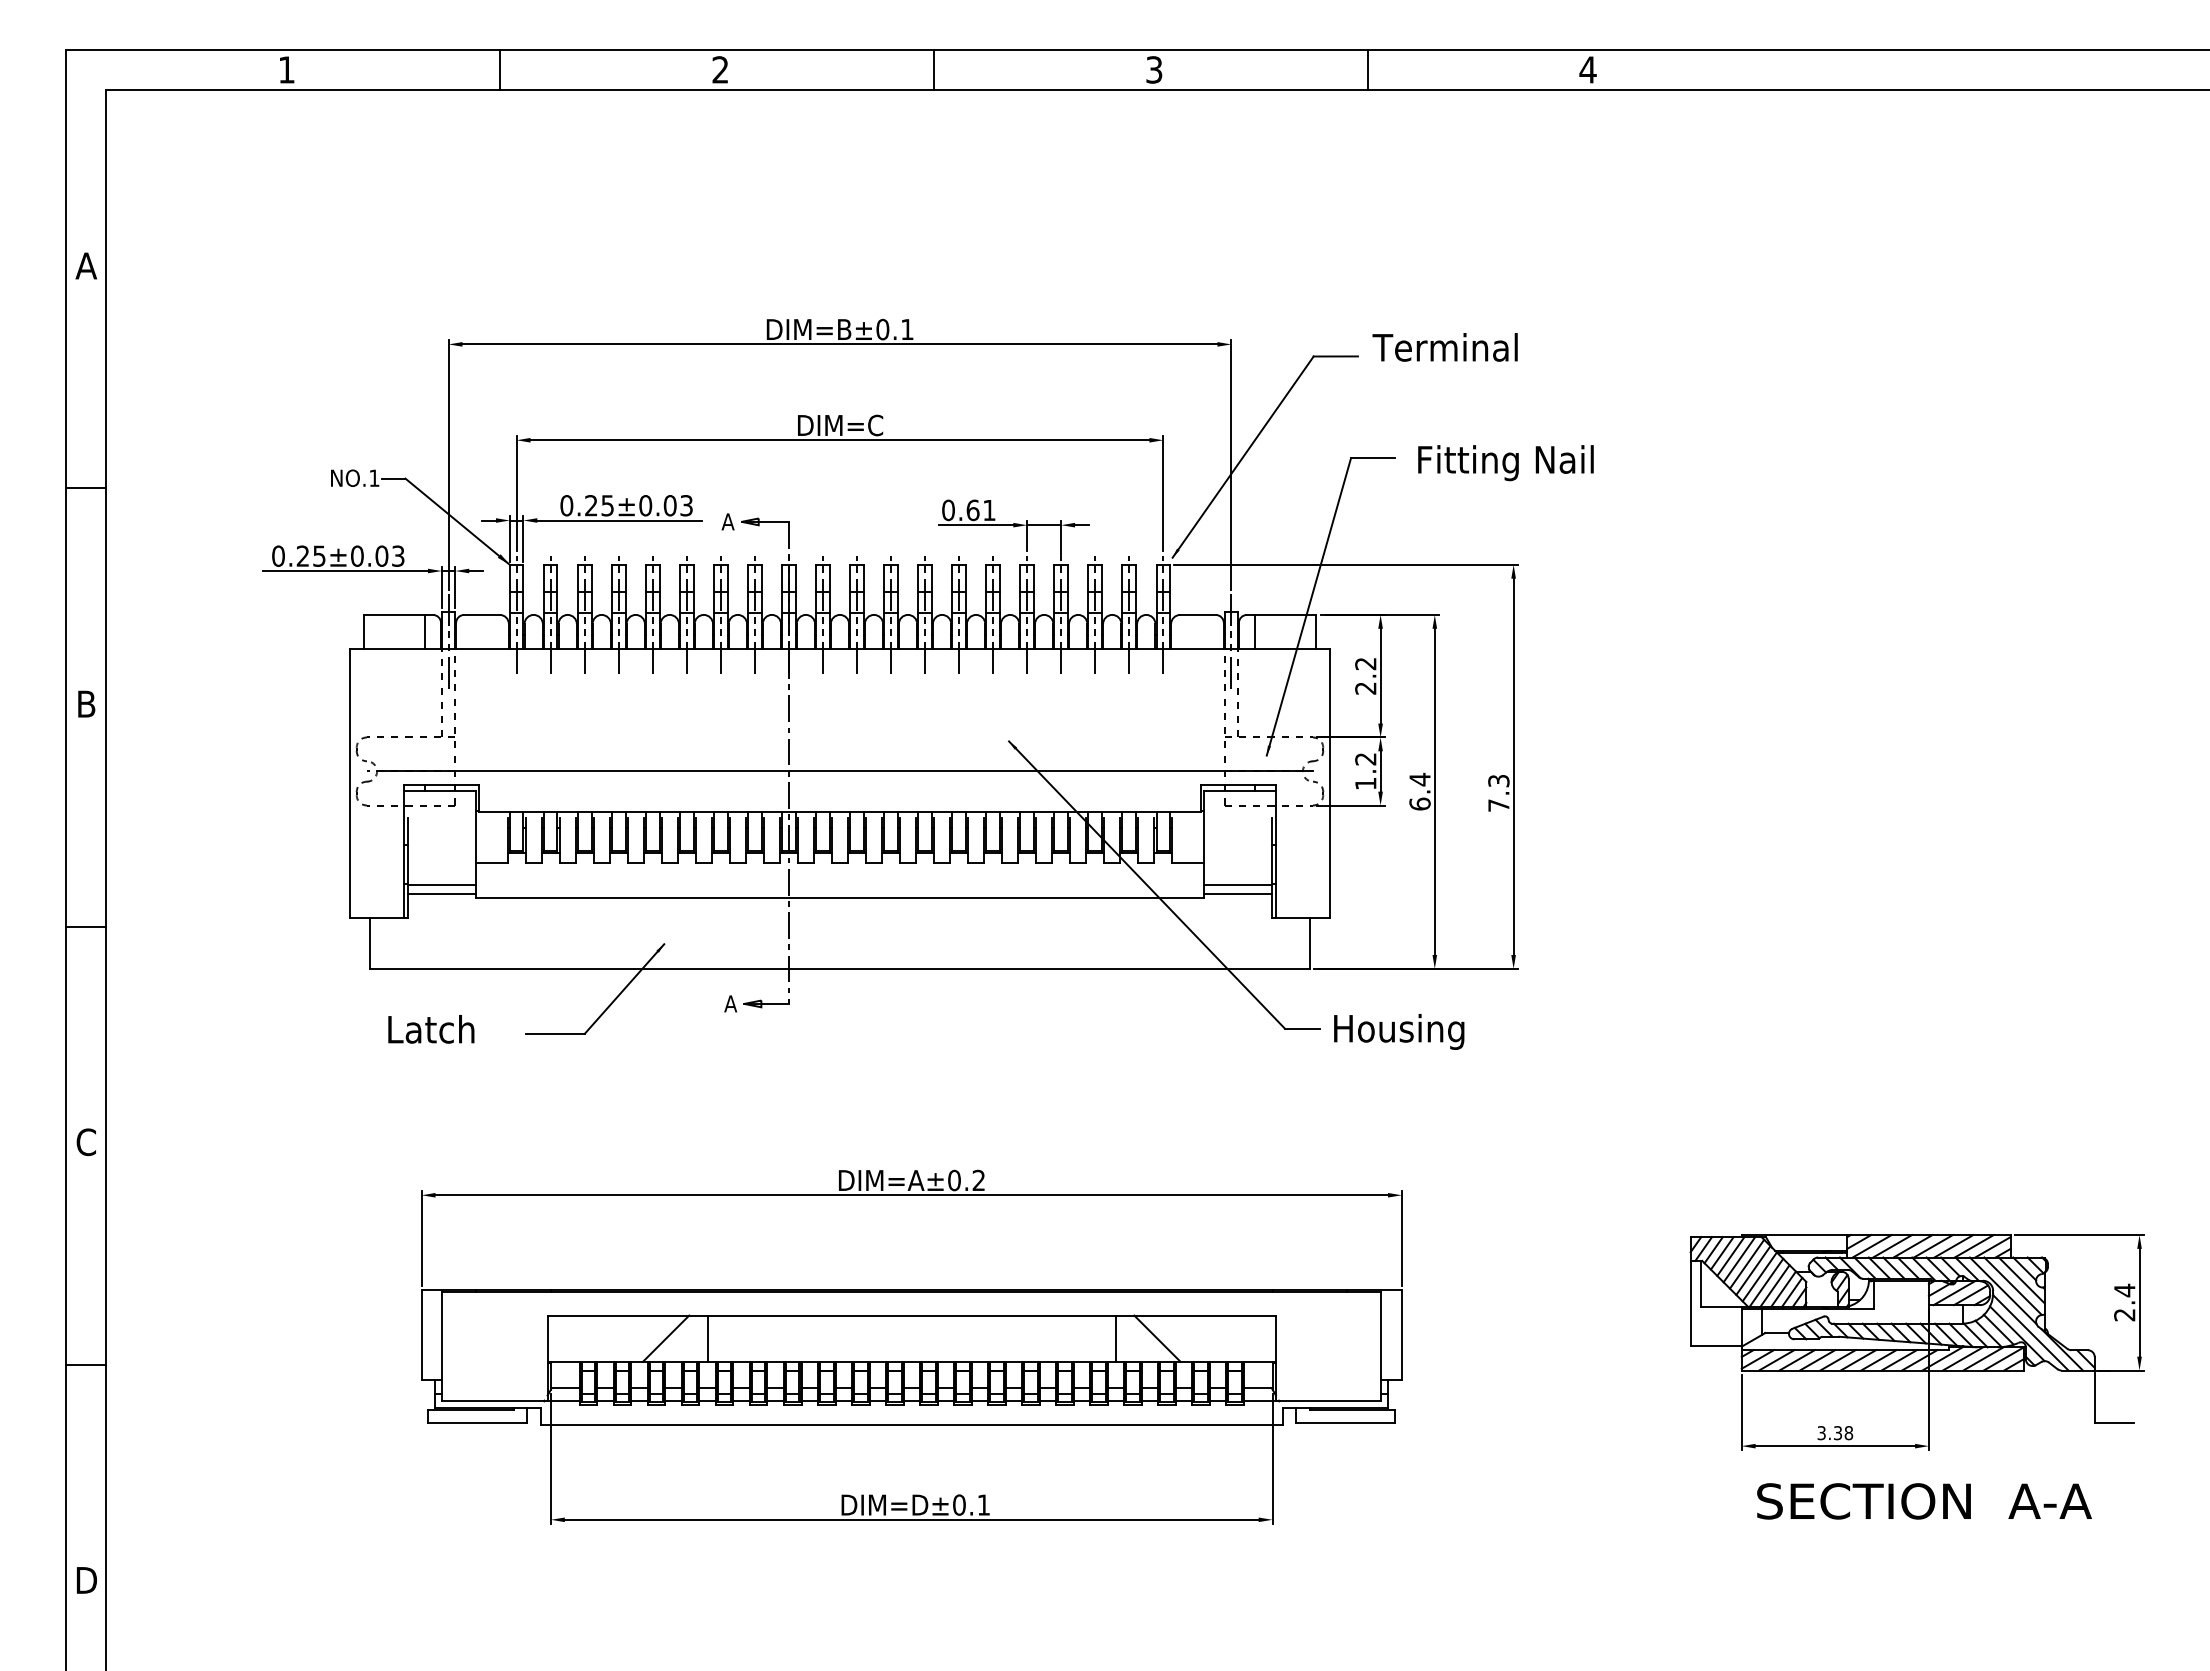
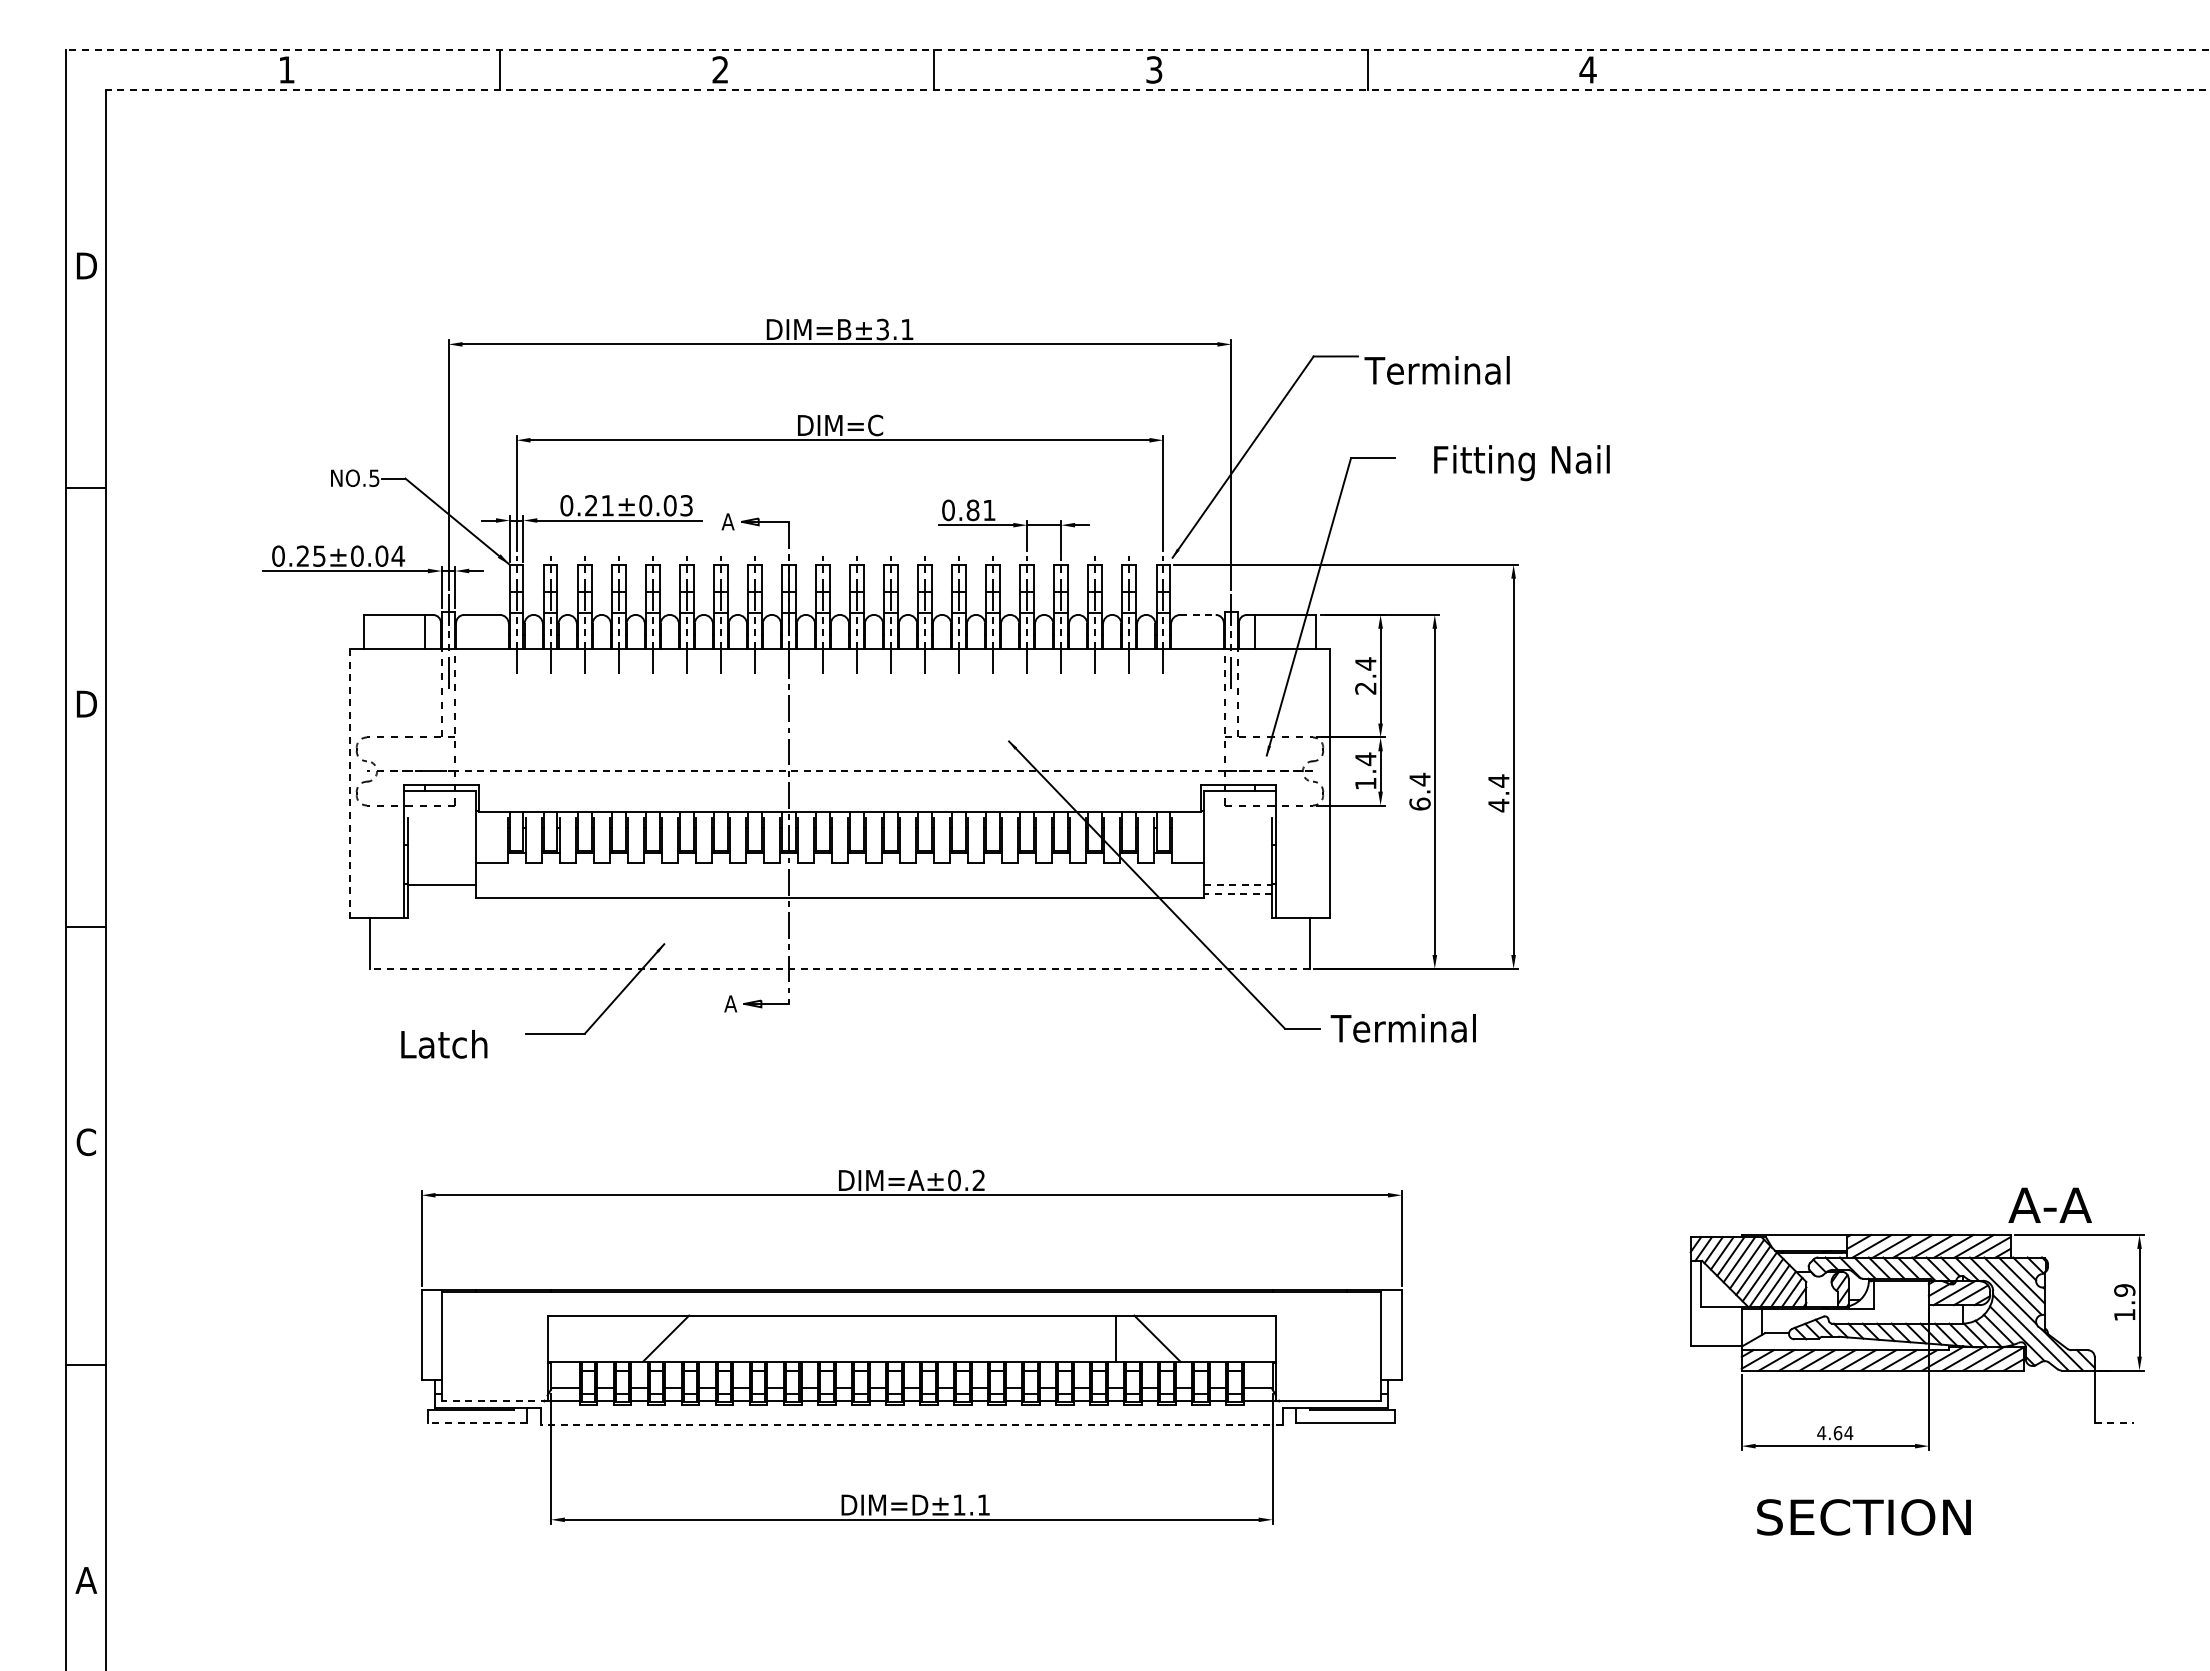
line: solid -> dashed (1137, 50)
line: solid -> dashed (1157, 90)
text: A -> D (86, 265)
text: DIM=B±0.1 -> DIM=B±3.1 (882, 329)
text position: (1444, 347) -> (1436, 370) (1436, 370)
text position: (1505, 463) -> (1521, 463) (1521, 463)
text: NO.1 -> NO.5 (374, 477)
text: 0.25±0.03 -> 0.21±0.03 (607, 505)
text: 0.61 -> 0.81 (972, 509)
text: 0.25±0.03 -> 0.25±0.04 (398, 555)
line: solid -> dashed (1198, 614)
text: 2.2 -> 2.4 (1365, 663)
text: B -> D (86, 703)
text: 1.2 -> 1.4 (1365, 759)
line: solid -> dashed (845, 771)
line: solid -> dashed (349, 783)
text: 7.3 -> 4.4 (1498, 793)
line: solid -> dashed (1238, 884)
line: present -> none (441, 893)
line: solid -> dashed (1237, 893)
line: solid -> dashed (839, 968)
text position: (431, 1029) -> (444, 1044) (444, 1044)
text: Housing -> Terminal (1402, 1031)
text: 2.4 -> 1.9 (2124, 1302)
line: present -> none (707, 1338)
line: solid -> dashed (494, 1400)
line: solid -> dashed (477, 1423)
line: solid -> dashed (2114, 1423)
line: solid -> dashed (911, 1425)
text: 3.38 -> 4.64 (1835, 1433)
text position: (2049, 1500) -> (2049, 1204) (2049, 1204)
text position: (1863, 1501) -> (1863, 1517) (1863, 1517)
text: DIM=D±0.1 -> DIM=D±1.1 (959, 1504)
text: D -> A (86, 1580)
